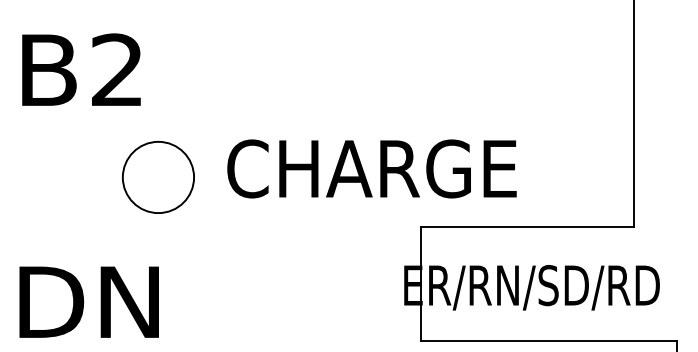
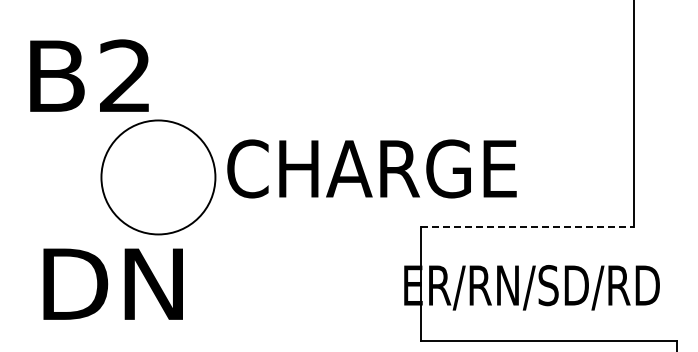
text position: (81, 69) -> (89, 75) (89, 75)
circle diameter: 71 px -> 114 px (158, 177)
line: solid -> dashed (527, 227)
text position: (88, 301) -> (112, 283) (112, 283)
